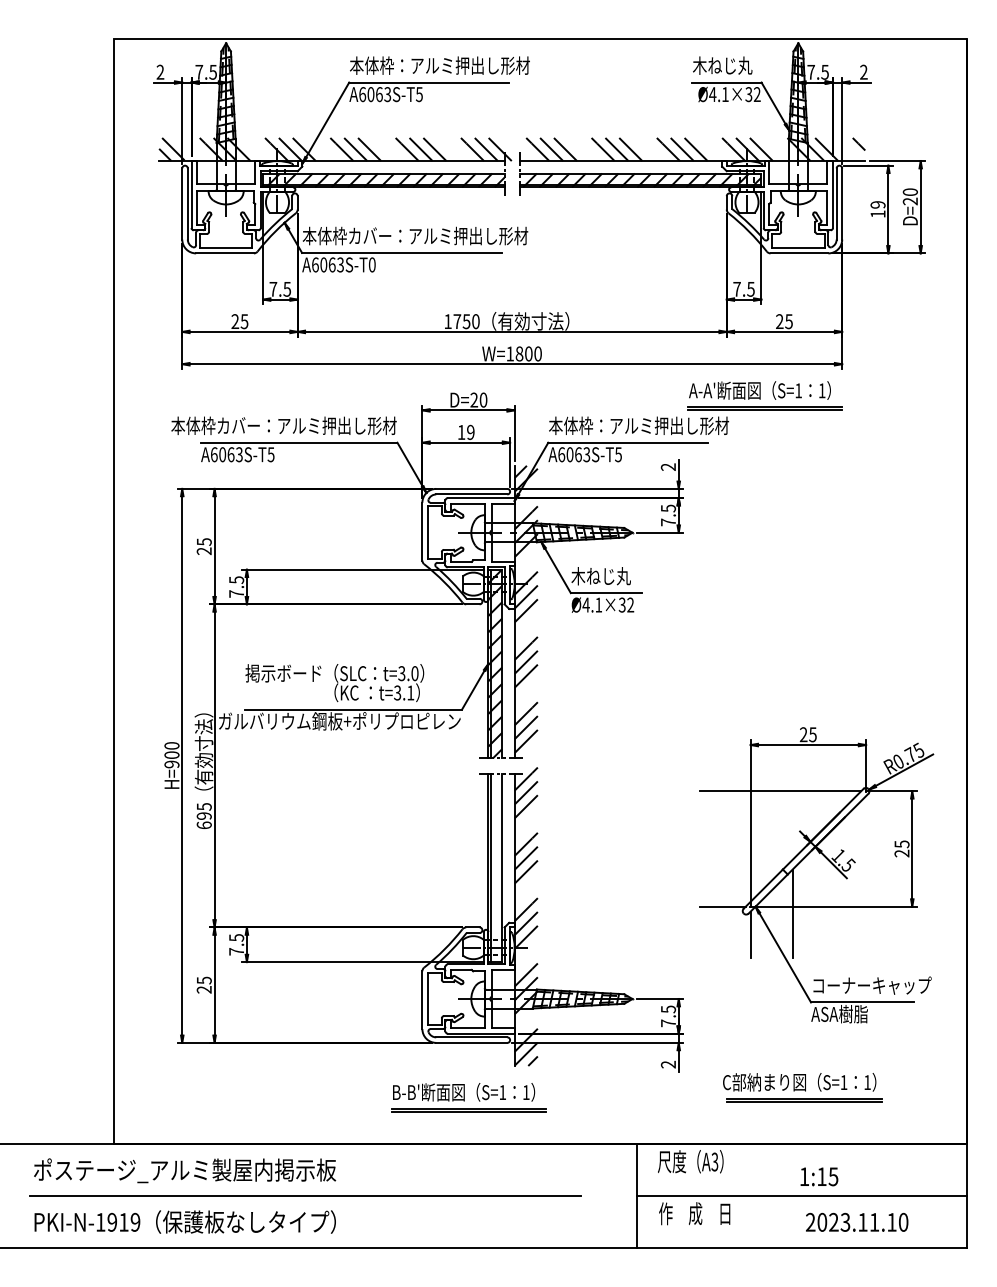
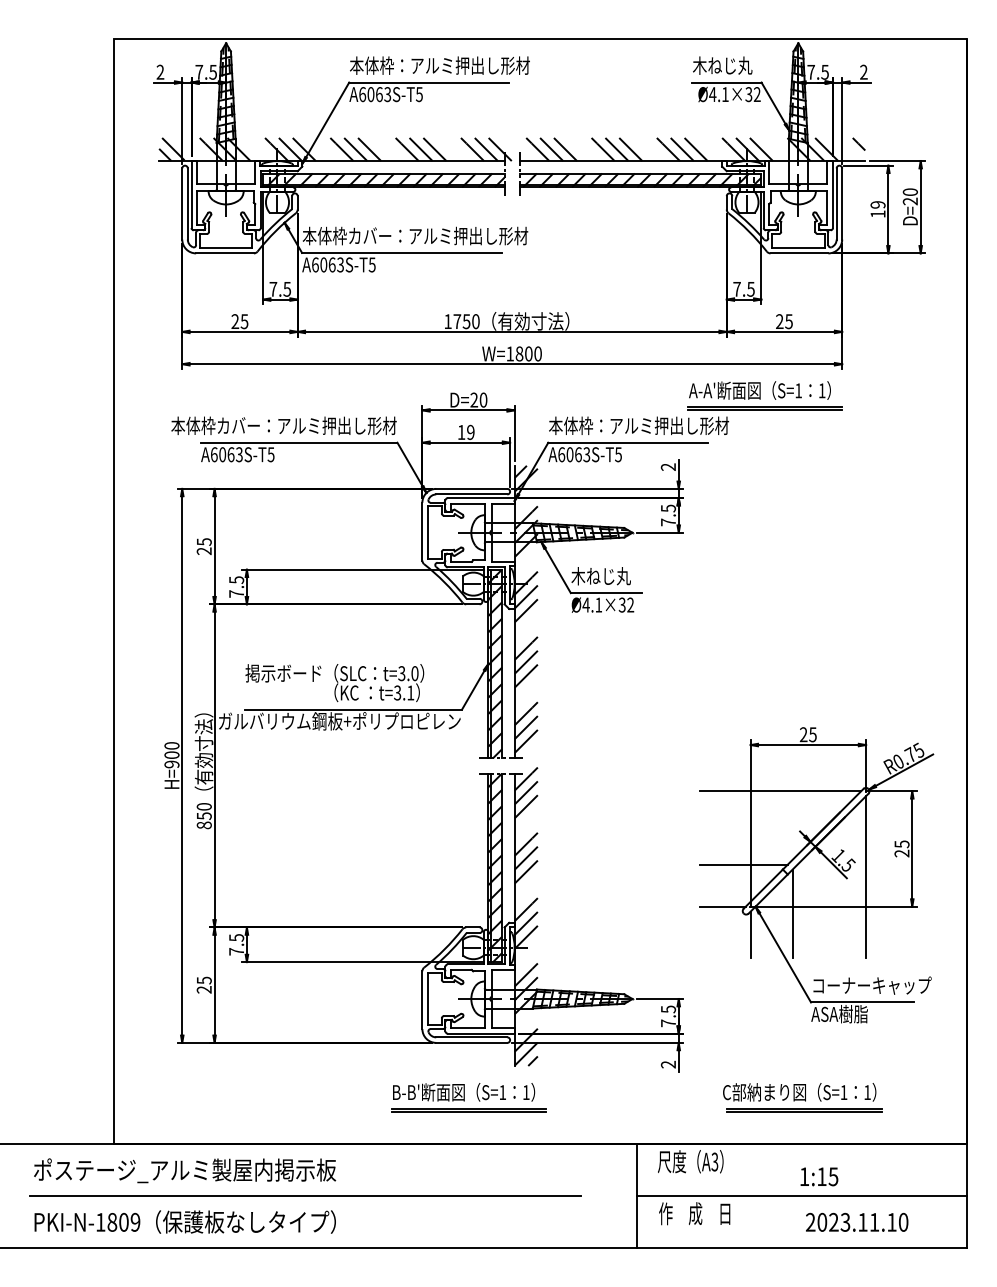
text: A6063S-T0 -> A6063S-T5 (371, 264)
text: 695 -> 850 (203, 816)
line: none -> present (743, 864)
hatch: none -> present (495, 867)
line: none -> present (866, 876)
part position: (802, 1087) -> (802, 1097) (802, 1097)
text: PKI-N-1919 -> PKI-N-1809 (117, 1221)
